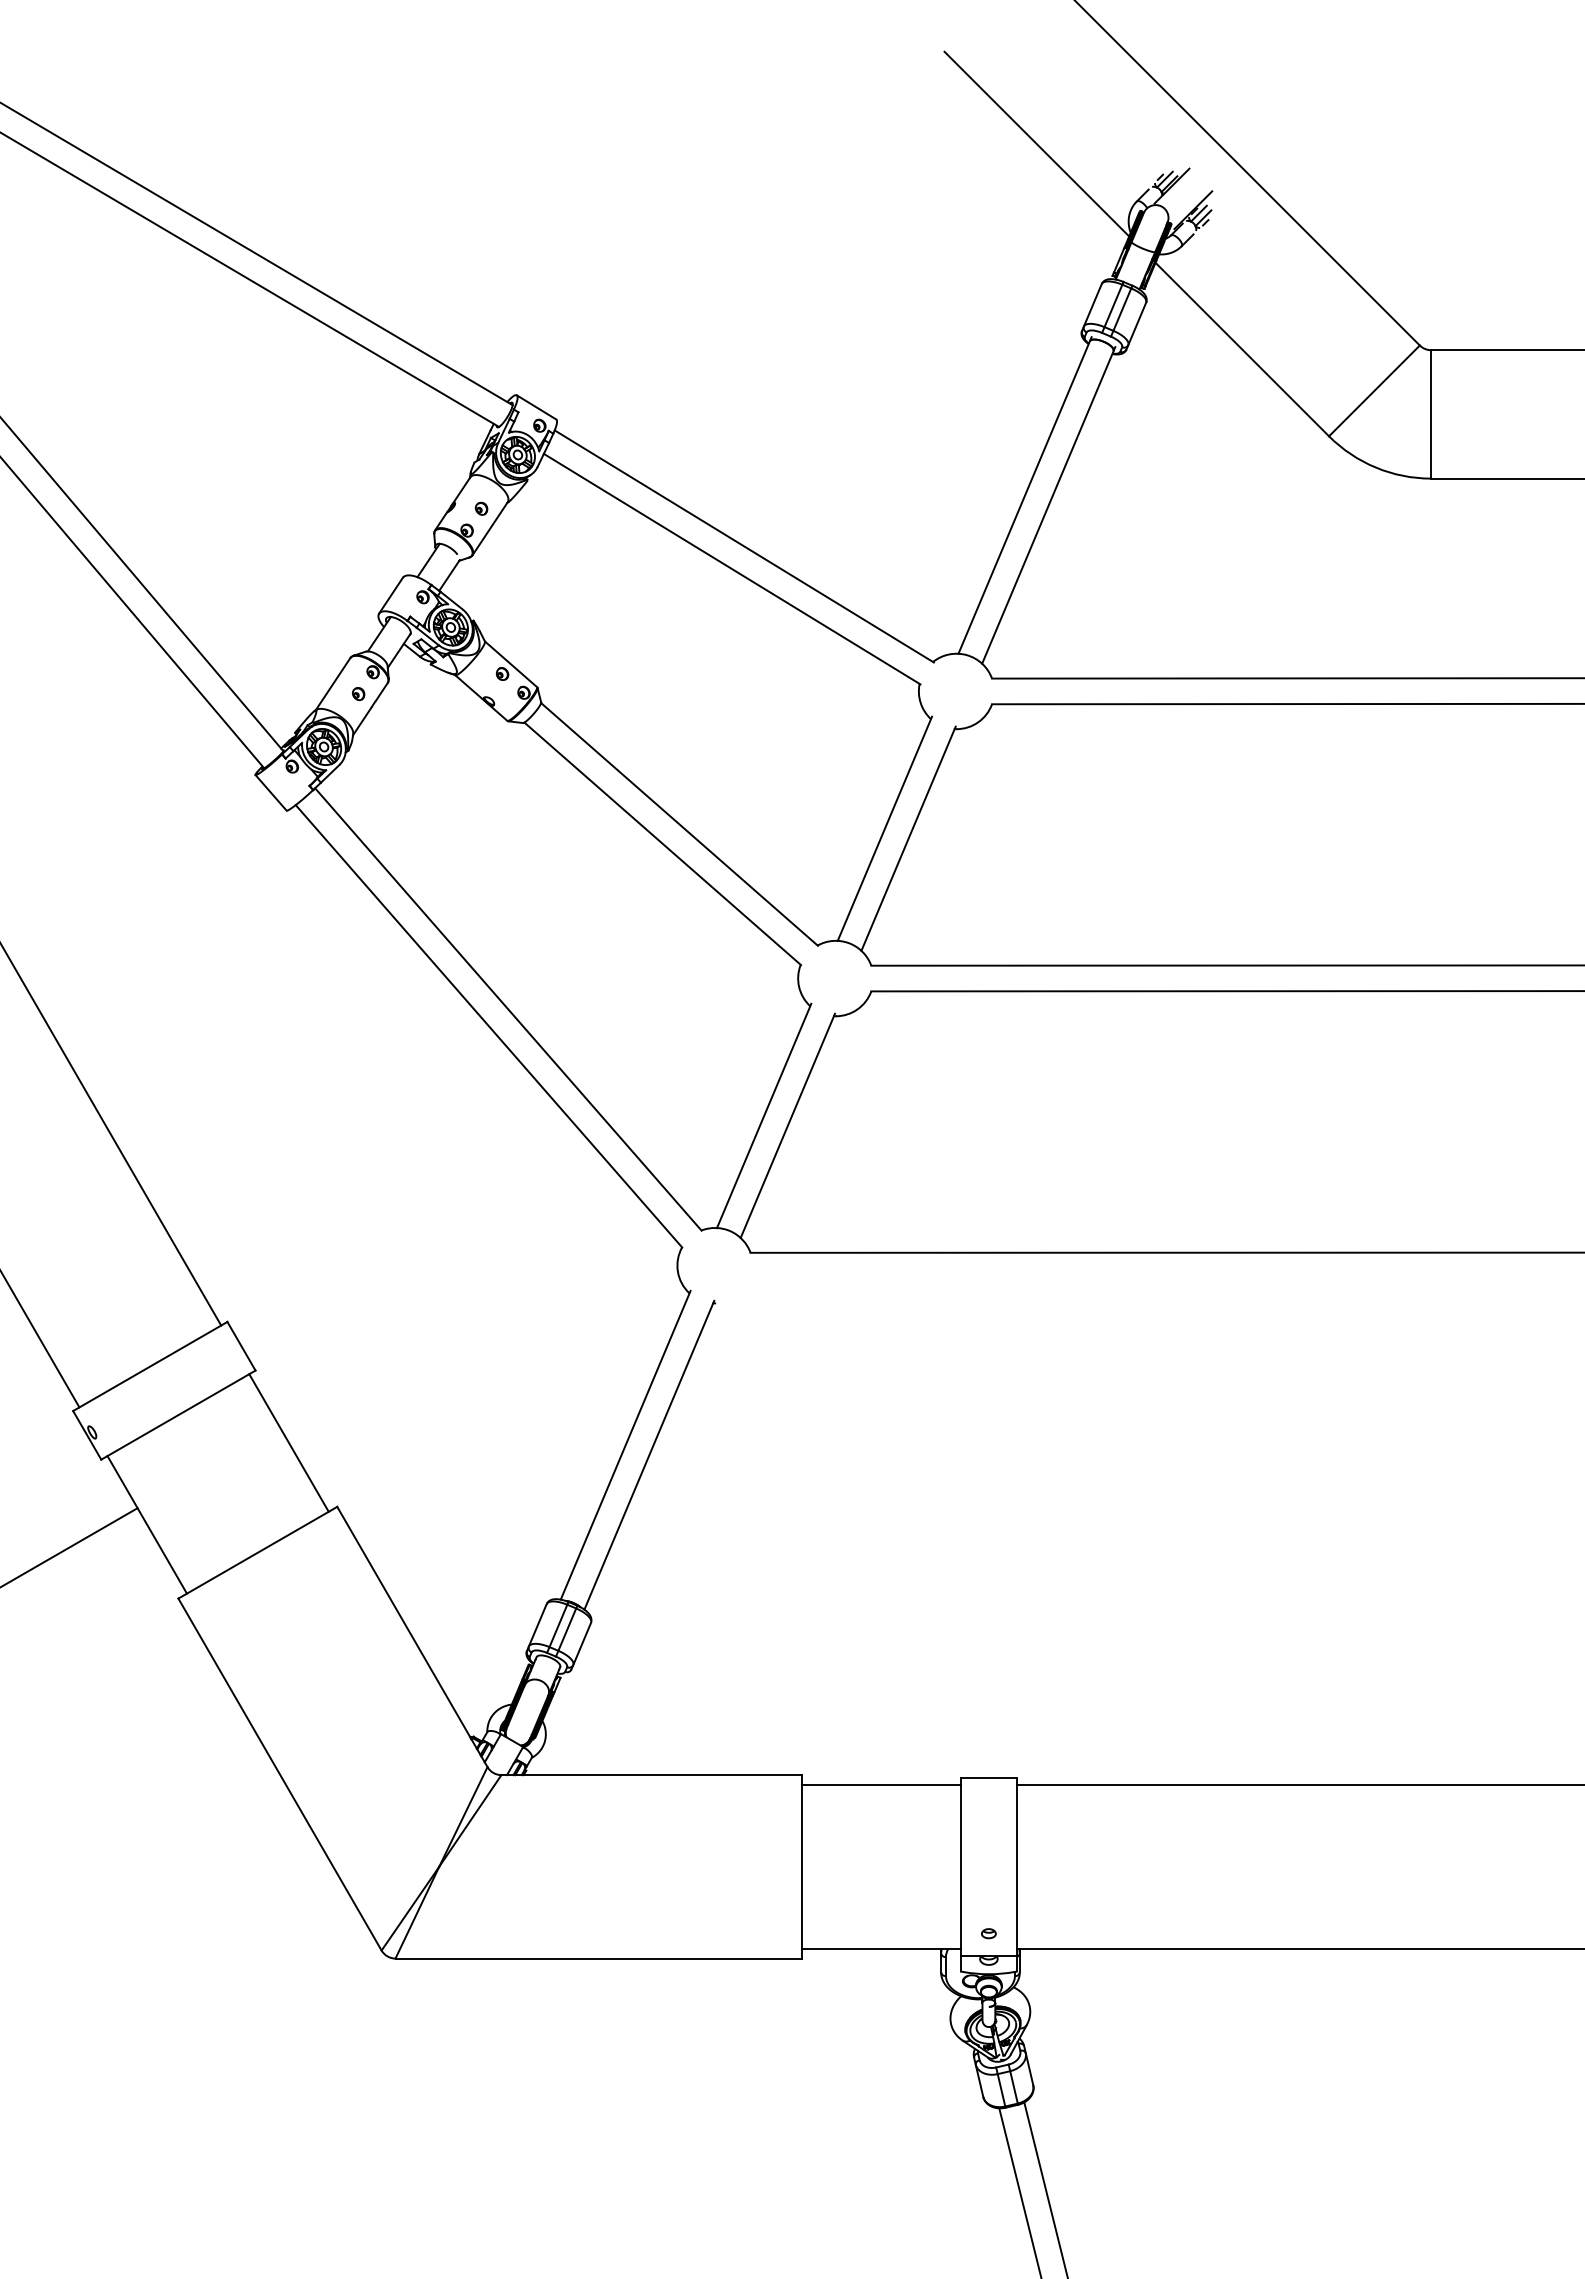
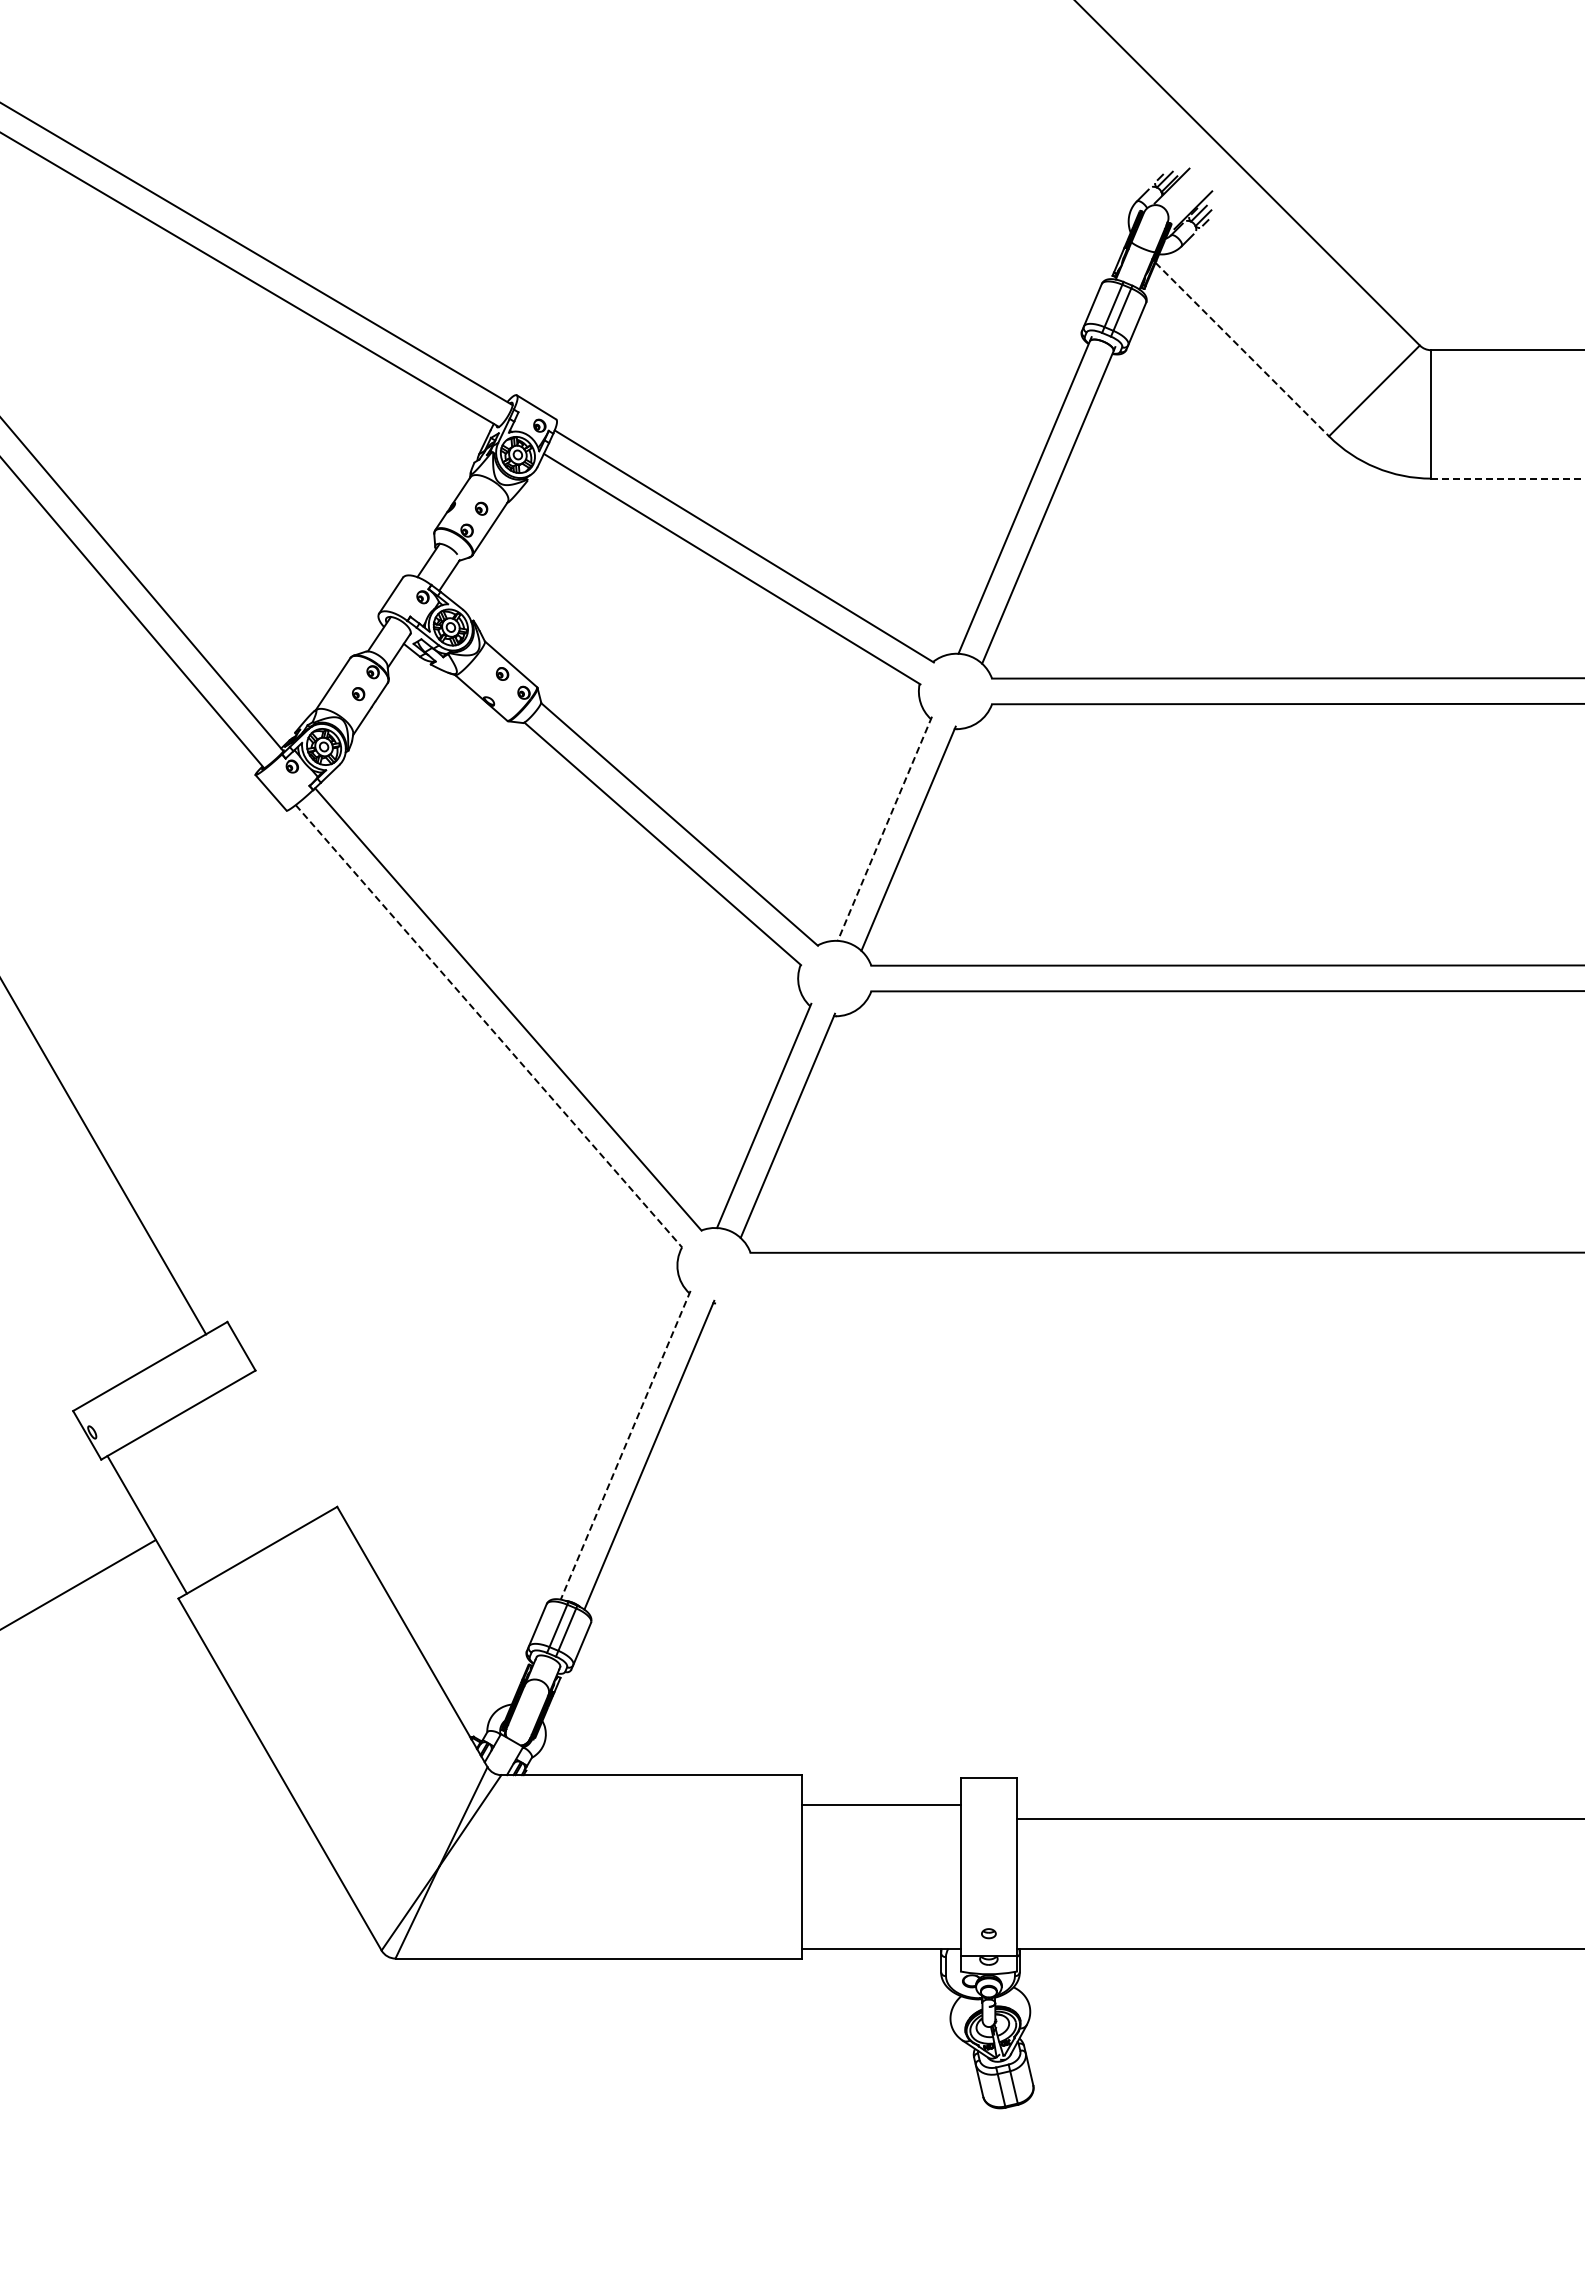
line: present -> none (1036, 143)
line: solid -> dashed (1242, 349)
line: solid -> dashed (1508, 478)
line: solid -> dashed (884, 828)
line: solid -> dashed (488, 1026)
line position: (111, 1135) -> (104, 1157) (104, 1157)
line: present -> none (40, 1340)
line: present -> none (288, 1442)
line: solid -> dashed (625, 1445)
line position: (69, 1547) -> (78, 1584) (78, 1584)
line position: (880, 1785) -> (880, 1805) (880, 1805)
line position: (1298, 1785) -> (1298, 1819) (1298, 1819)
line: present -> none (1045, 2188)
line: present -> none (1019, 2191)
